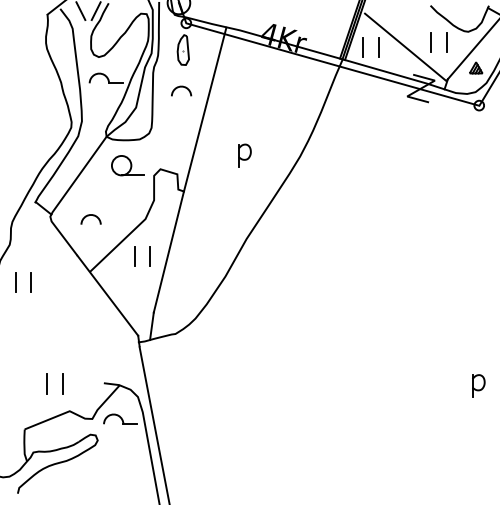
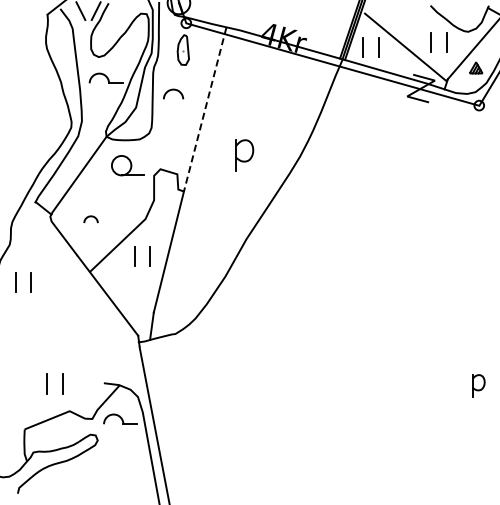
part position: (181, 90) -> (173, 93) (173, 93)
line: solid -> dashed (205, 109)
part size: 14x25 px -> 20x33 px (244, 155)
part size: 22x11 px -> 16x9 px (90, 219)
